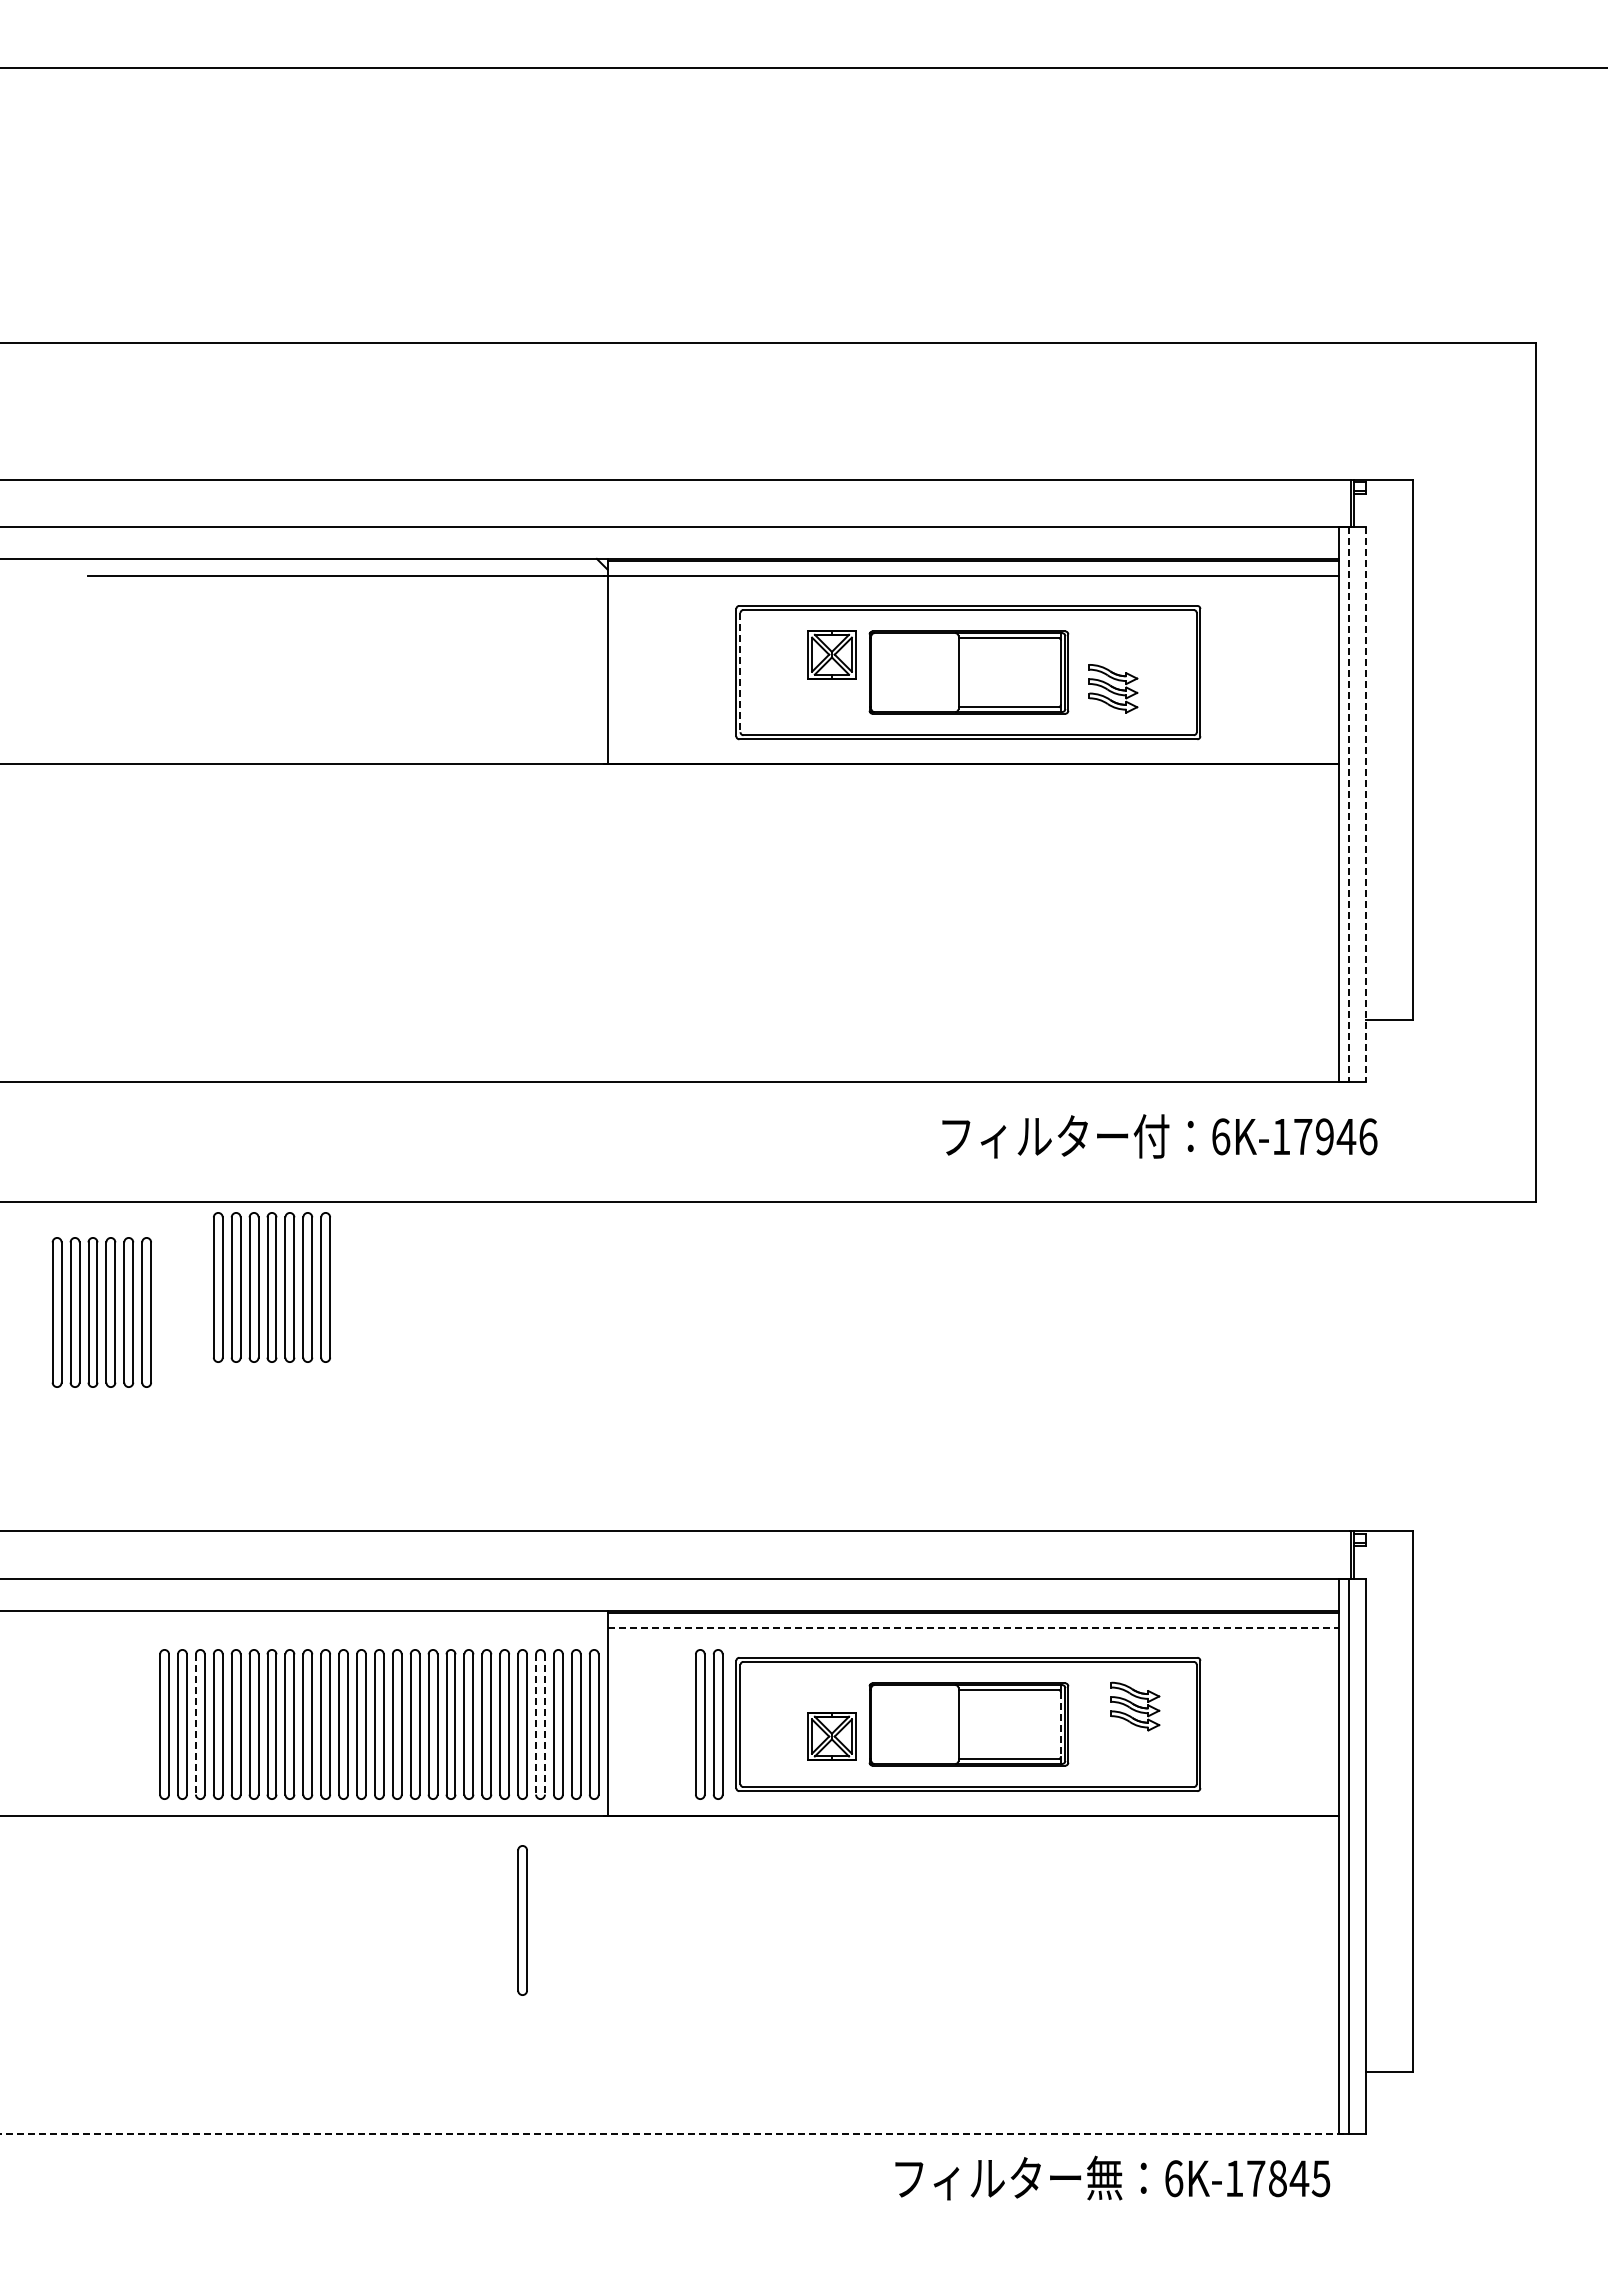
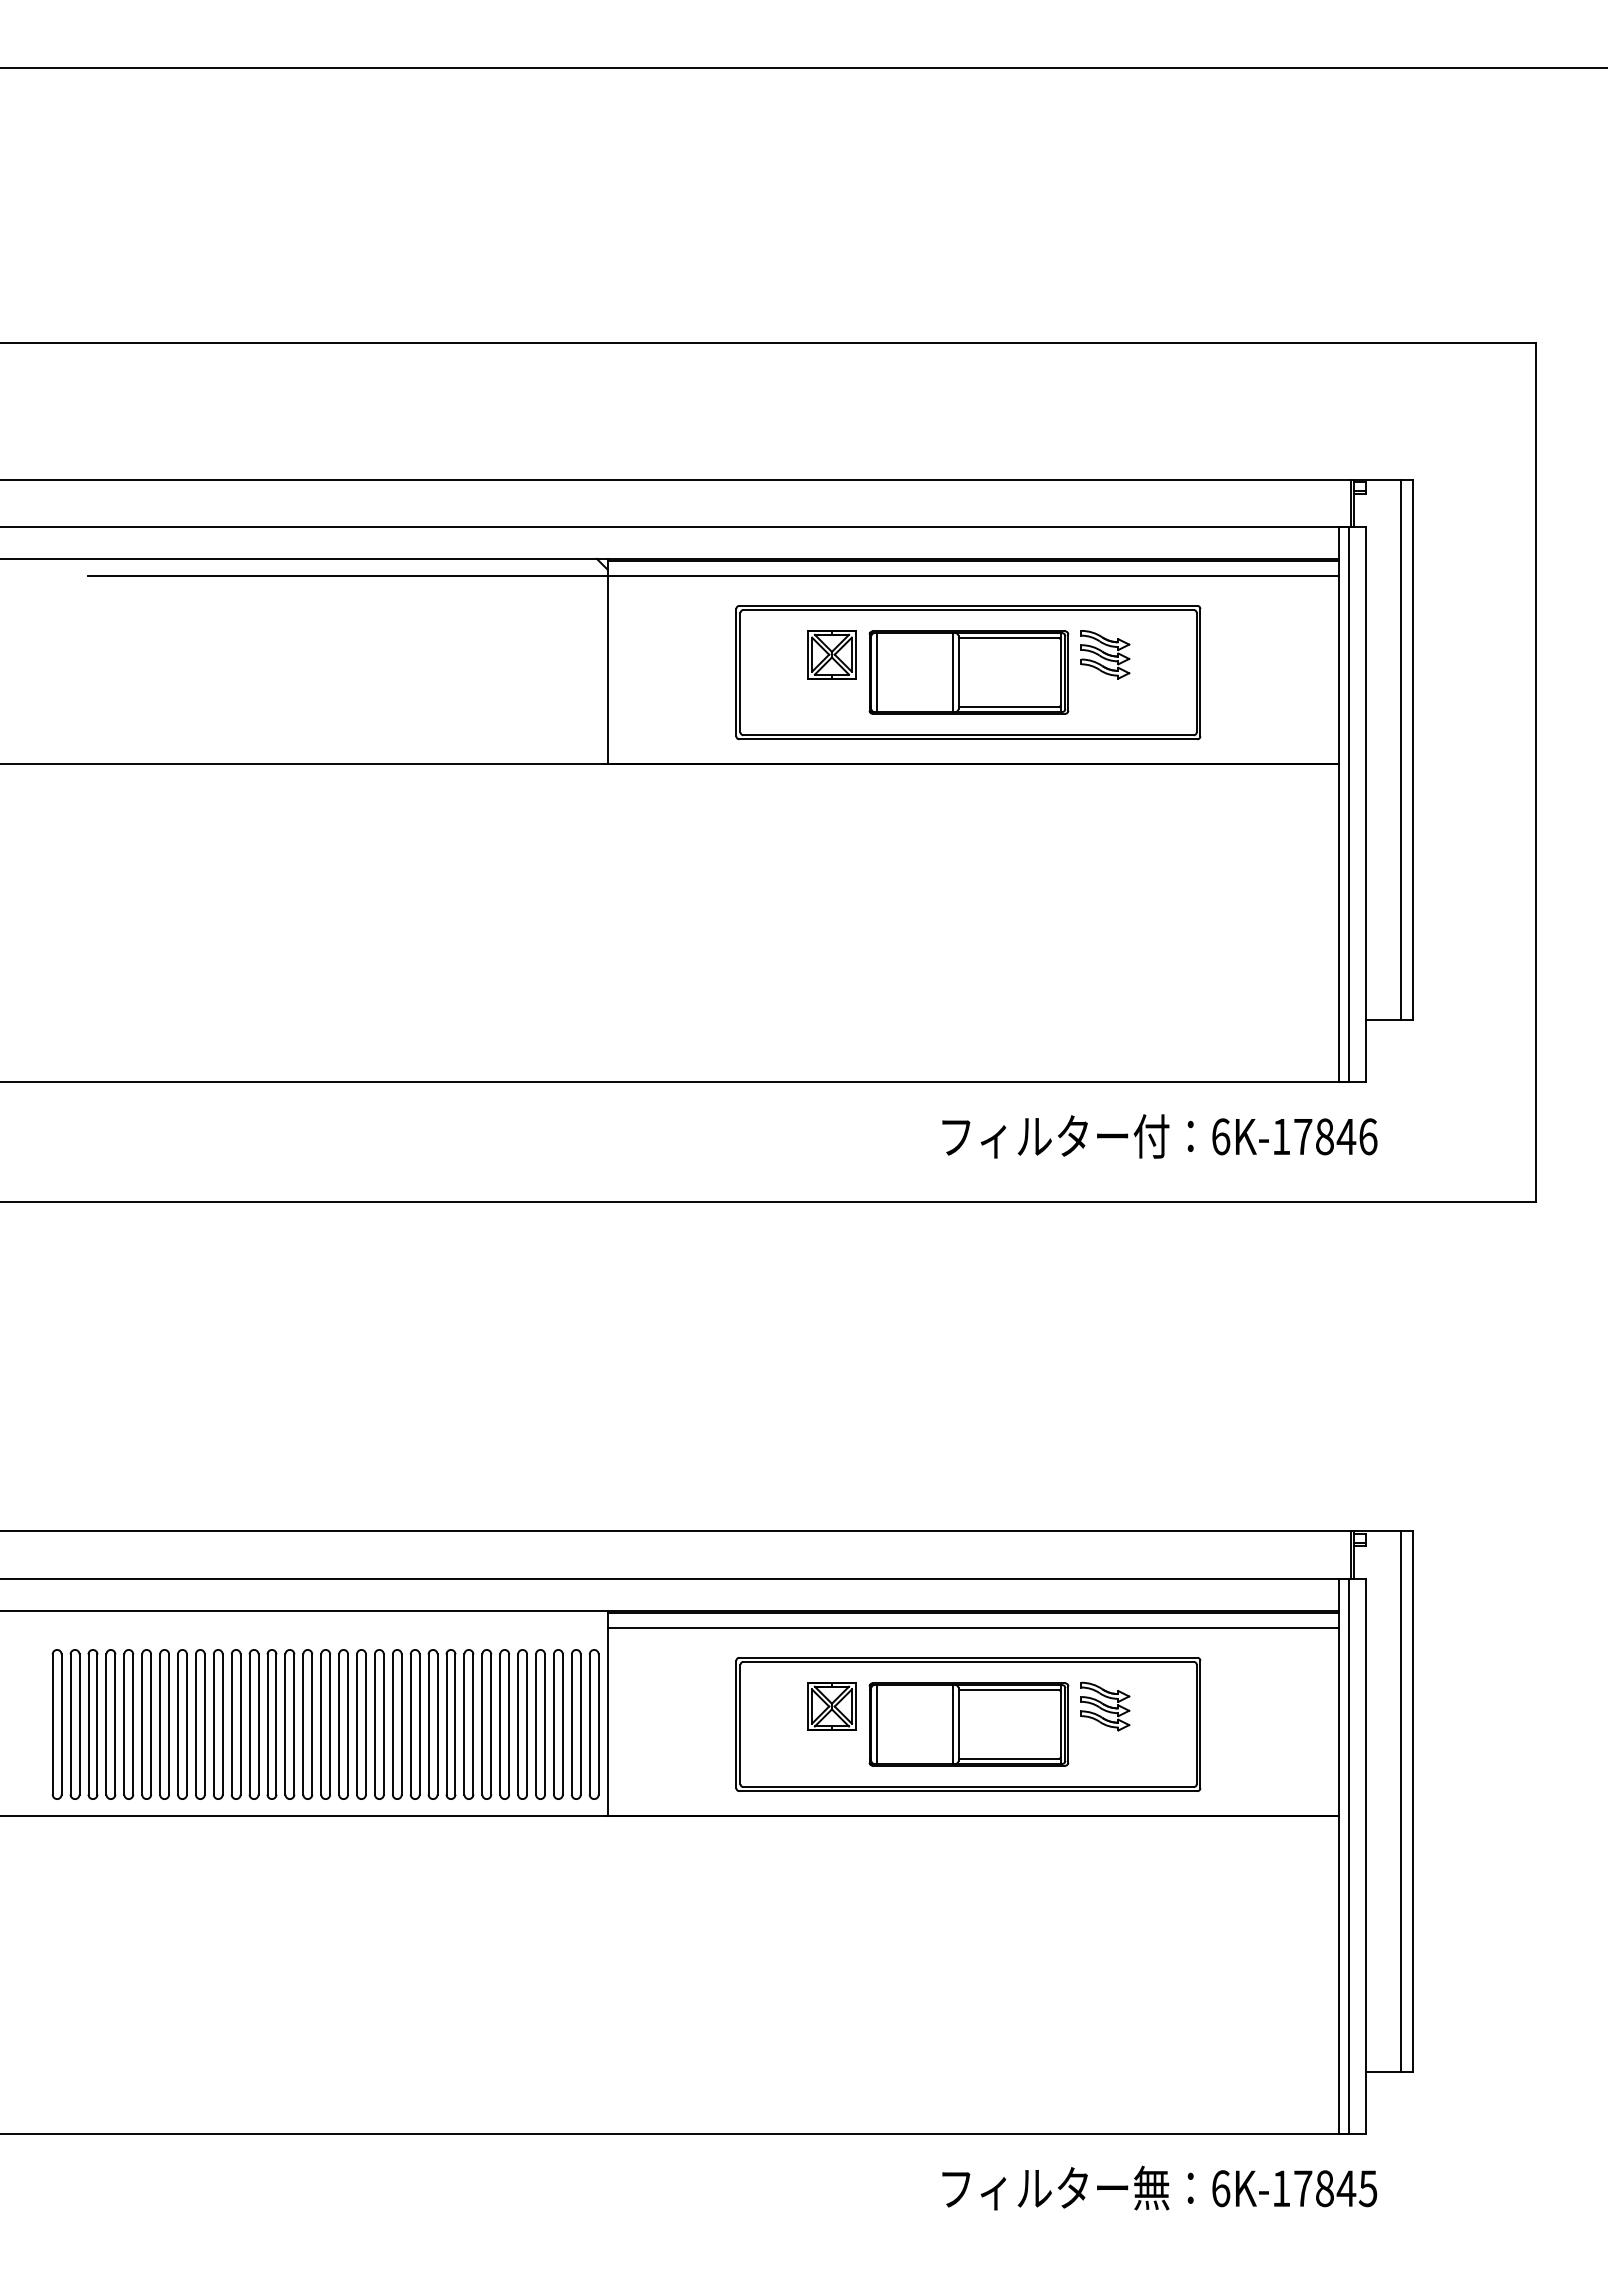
line: dashed -> solid (740, 672)
line: none -> present (877, 672)
line: none -> present (952, 672)
part position: (1113, 688) -> (1105, 654) (1105, 654)
line: none -> present (1401, 749)
line: dashed -> solid (1349, 805)
line: dashed -> solid (1365, 805)
text: 6K-17946 -> 6K-17846 (1324, 1136)
part: present -> none (271, 1287)
part position: (101, 1312) -> (101, 1724) (101, 1724)
line: dashed -> solid (973, 1627)
part position: (1135, 1706) -> (1105, 1706) (1105, 1706)
part: present -> none (709, 1724)
line: none -> present (877, 1724)
line: none -> present (952, 1724)
line: dashed -> solid (1060, 1724)
line: dashed -> solid (195, 1725)
line: dashed -> solid (536, 1725)
line: dashed -> solid (545, 1725)
part position: (831, 1736) -> (831, 1706) (831, 1706)
line: none -> present (1401, 1801)
part: present -> none (522, 1920)
line: dashed -> solid (675, 2134)
text position: (1112, 2177) -> (1159, 2187) (1159, 2187)
